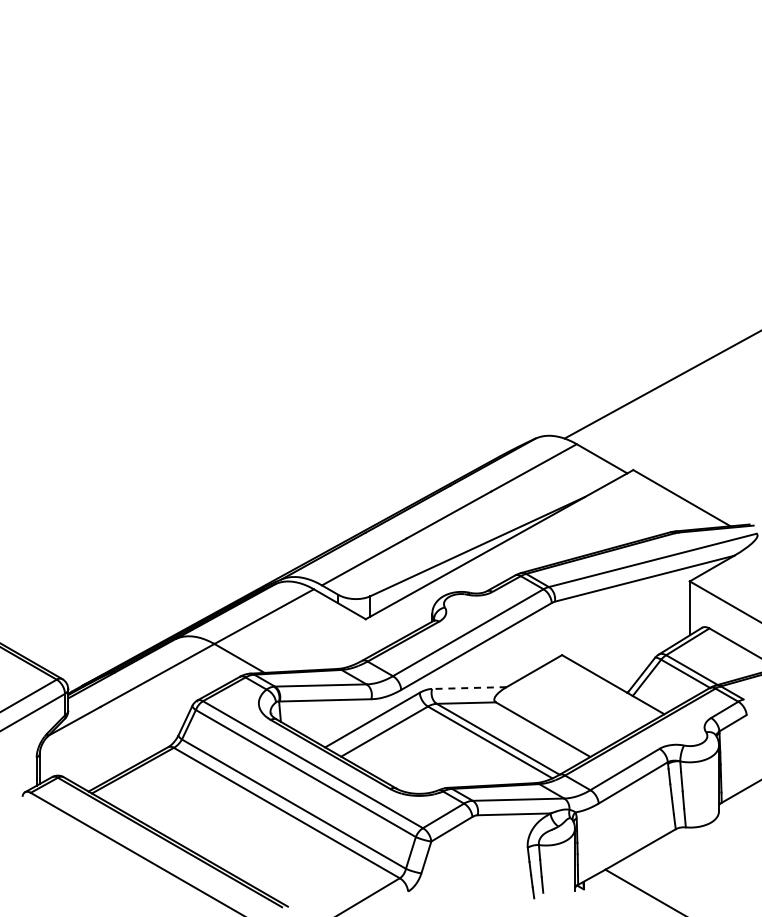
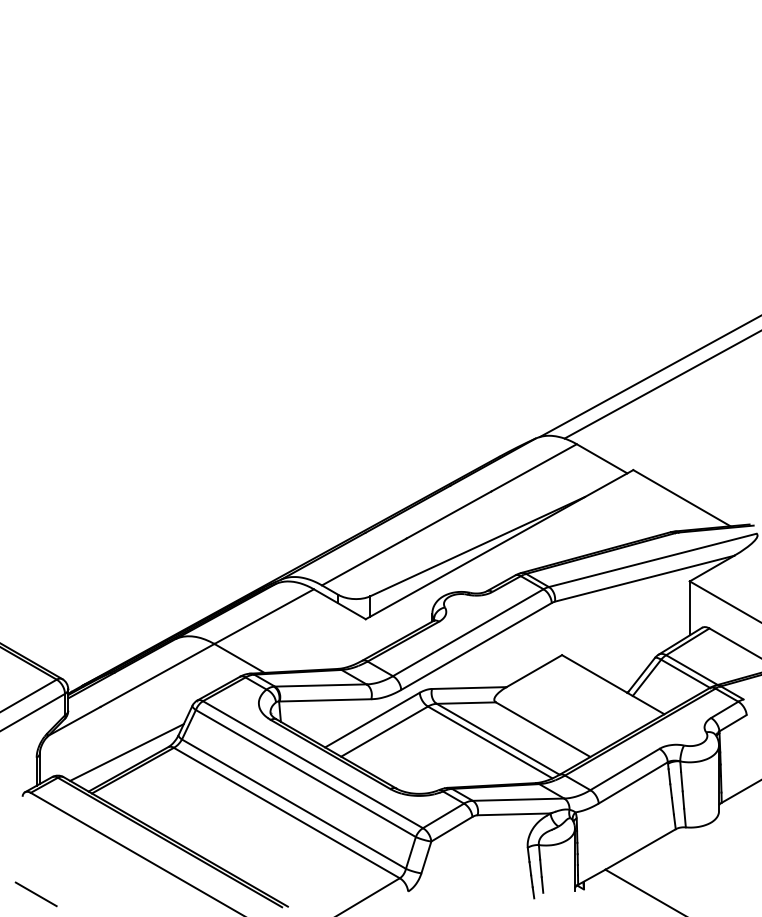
line: none -> present (648, 377)
line: dashed -> solid (468, 688)
line: none -> present (126, 752)
line: none -> present (35, 894)
